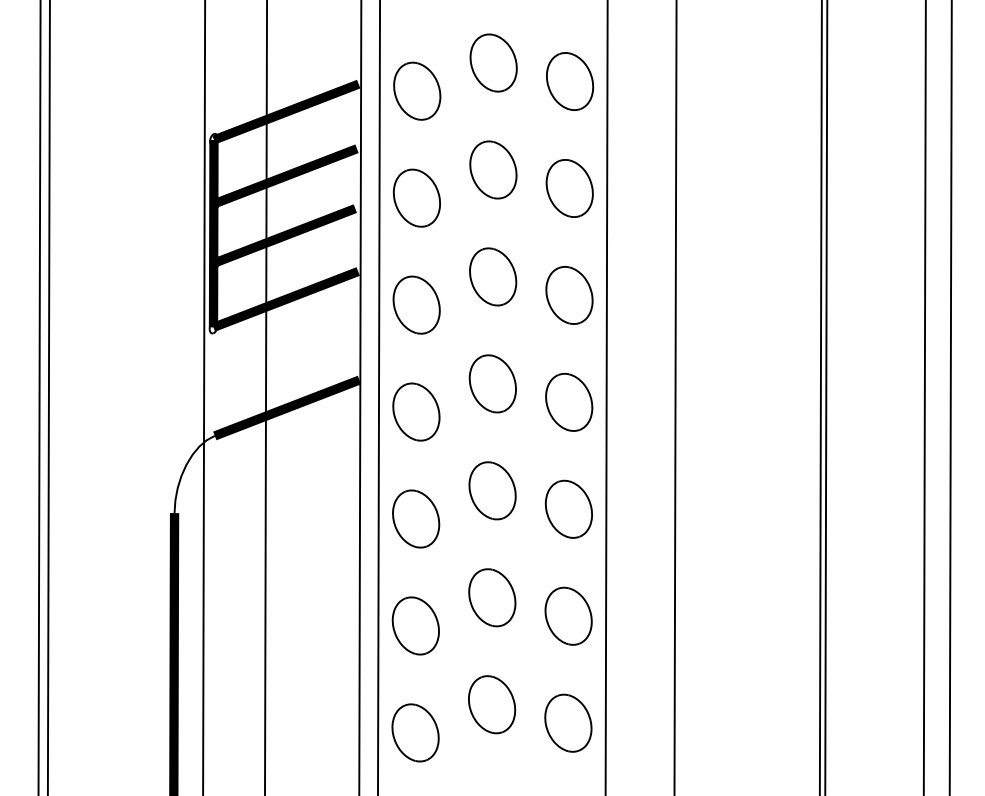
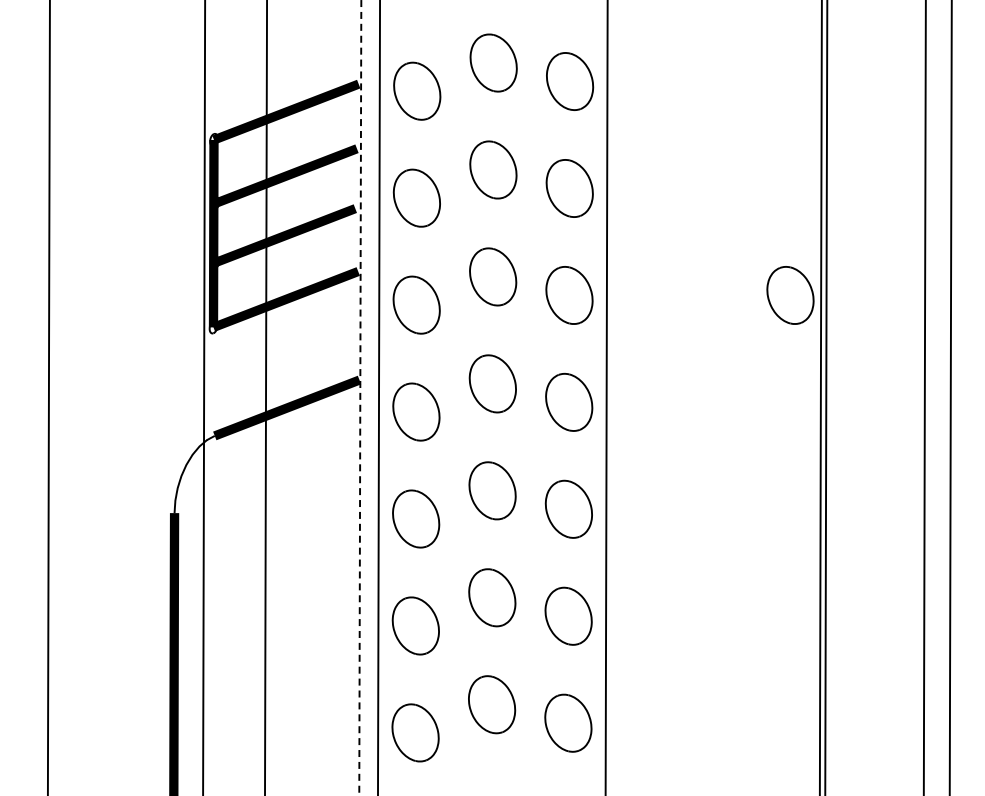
part: none -> present (790, 295)
line: present -> none (39, 397)
line: present -> none (675, 397)
line: solid -> dashed (360, 398)
